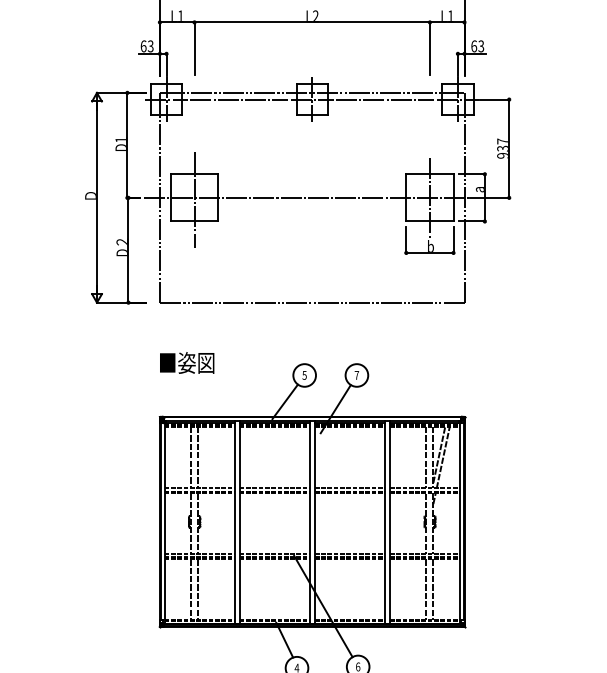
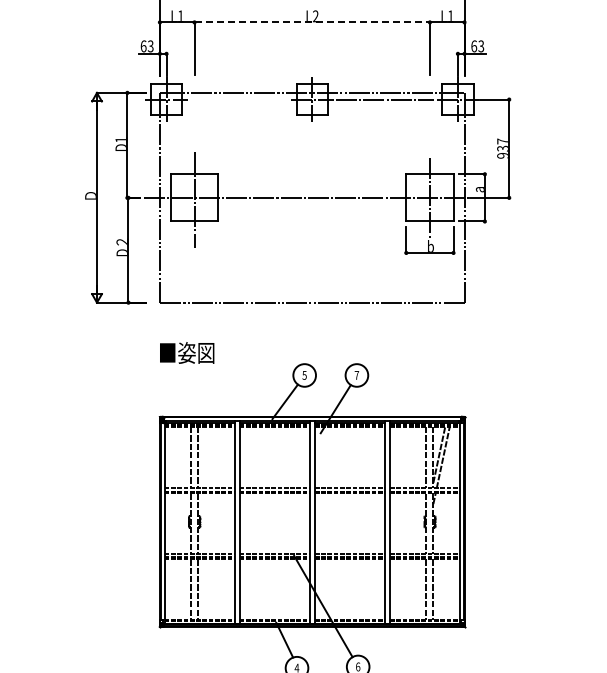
line: solid -> dashed (312, 22)
line: present -> none (238, 99)
text position: (187, 362) -> (187, 352) (187, 352)
